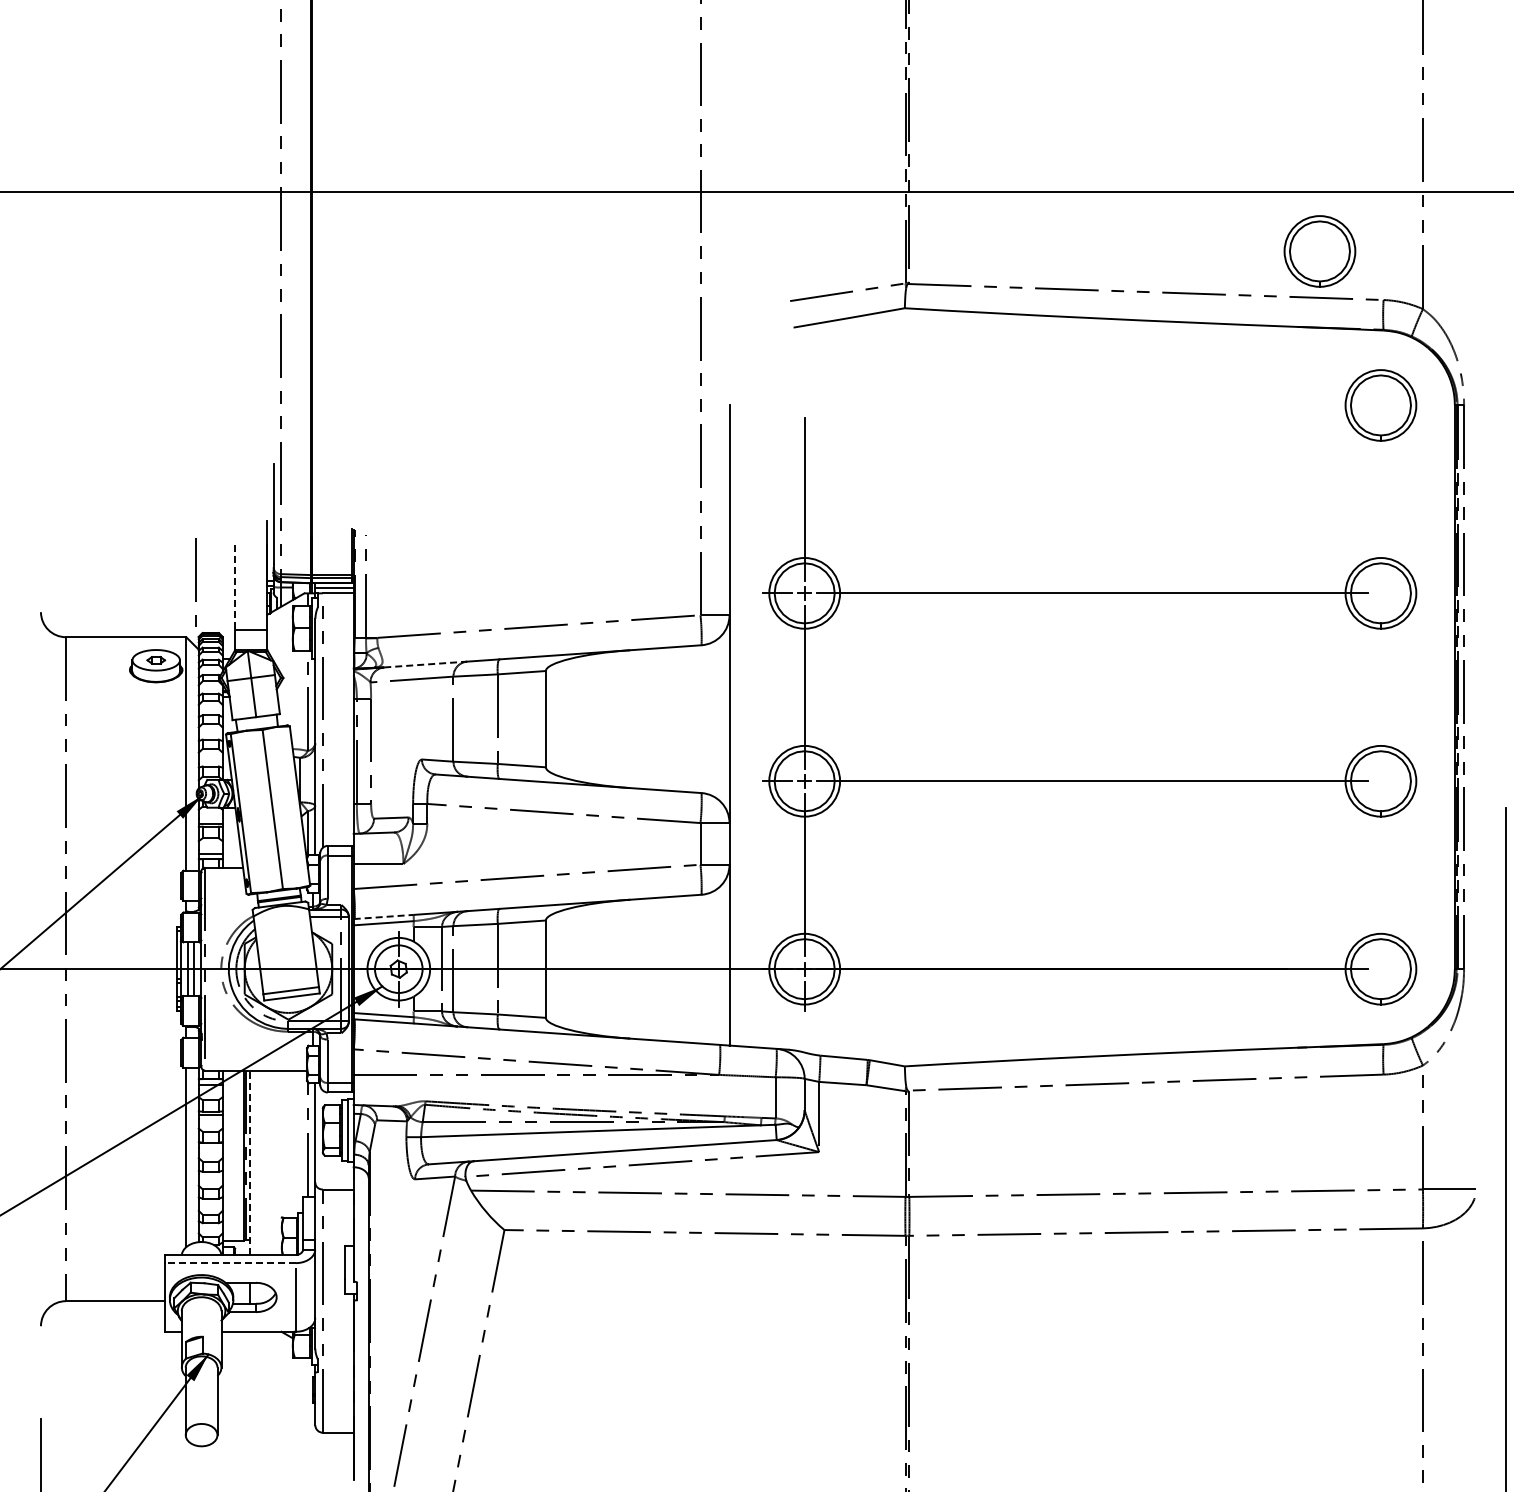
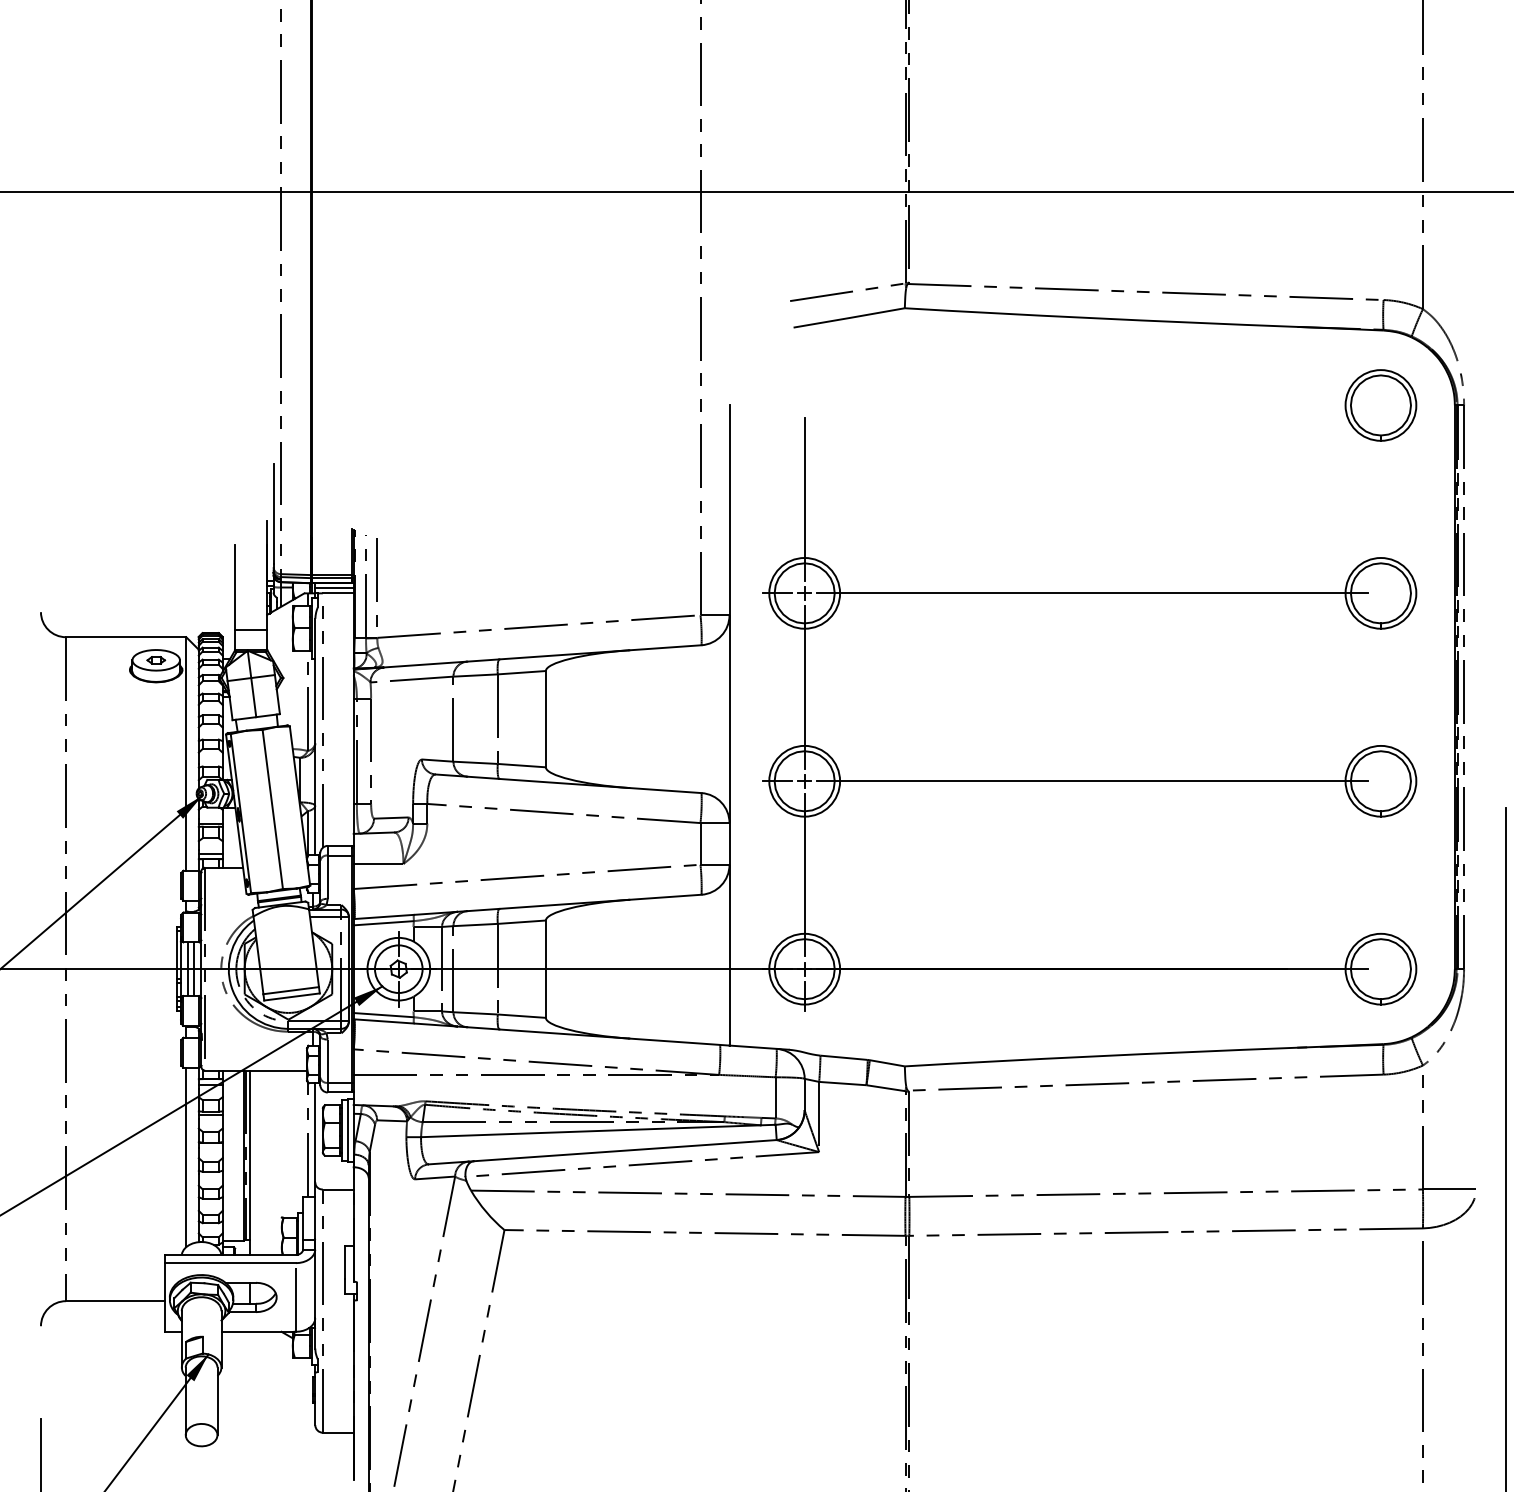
part: present -> none (1319, 251)
line position: (195, 582) -> (376, 582) (376, 582)
line: dashed -> solid (235, 587)
line: dashed -> solid (425, 664)
line: dashed -> solid (384, 916)
line: dashed -> solid (250, 1162)
line: dashed -> solid (229, 1263)
